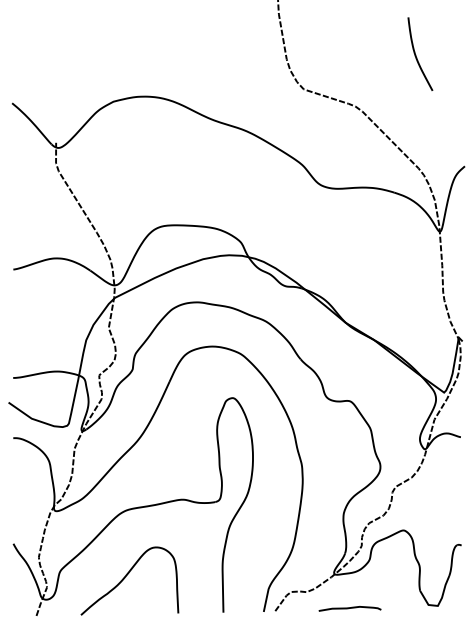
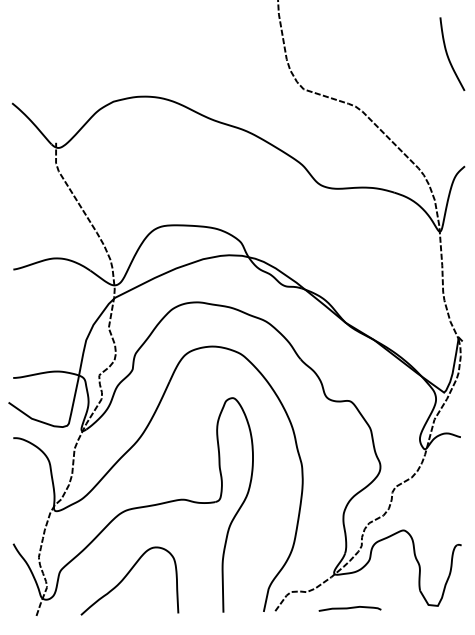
curve position: (416, 54) -> (448, 54) (448, 54)
